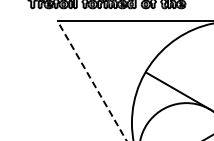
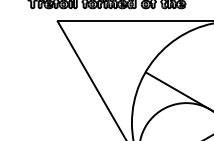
line: dashed -> solid (92, 81)
